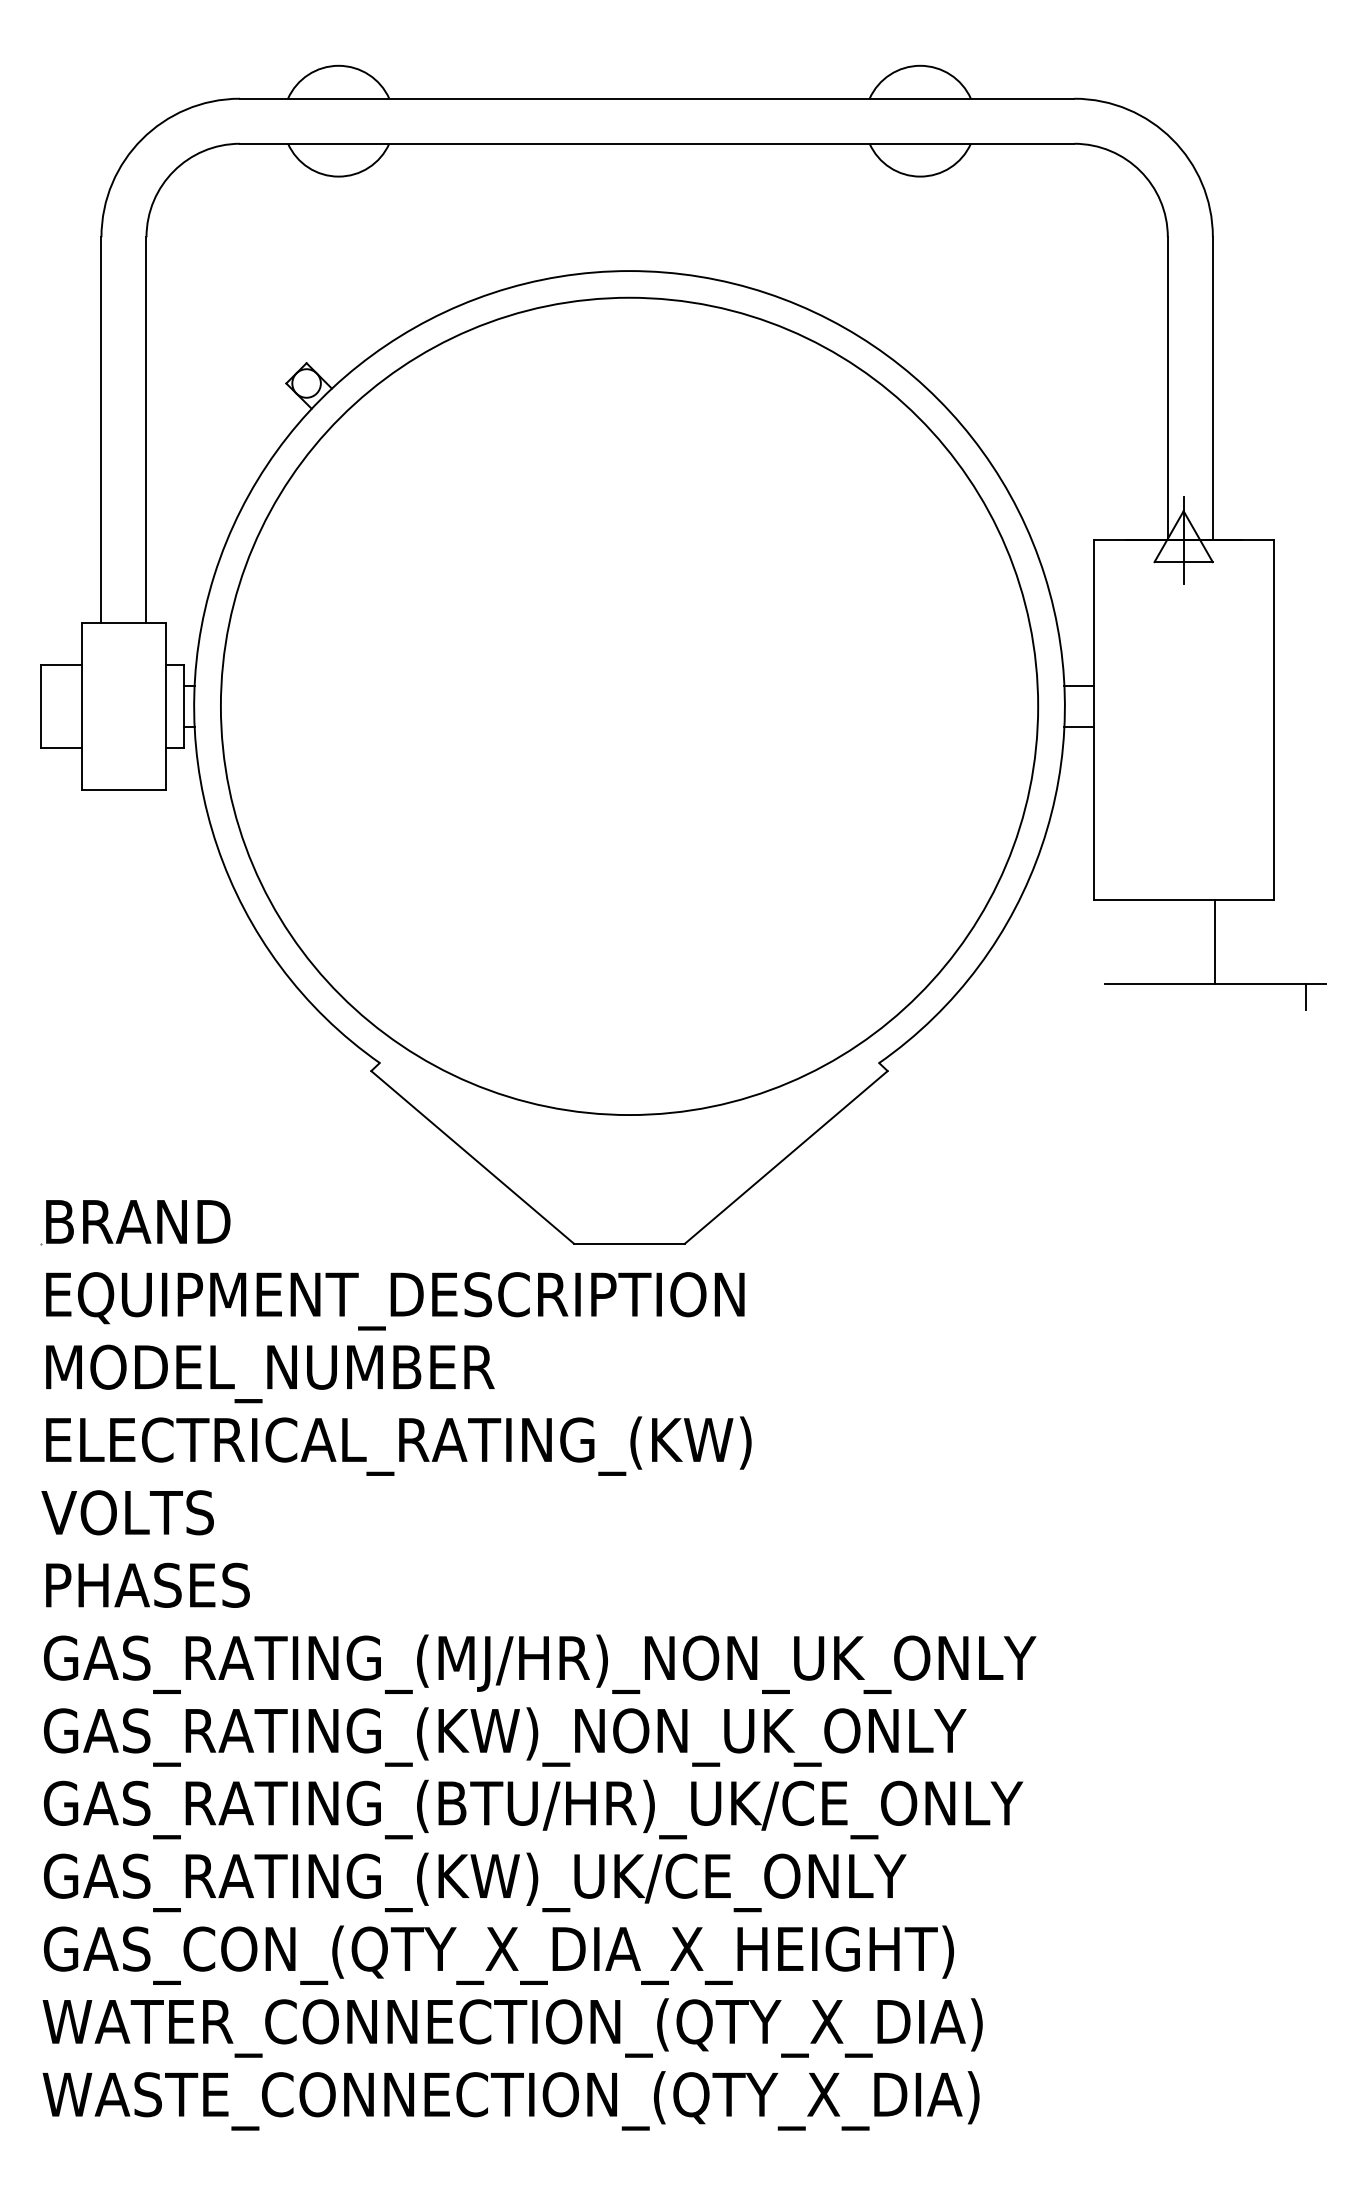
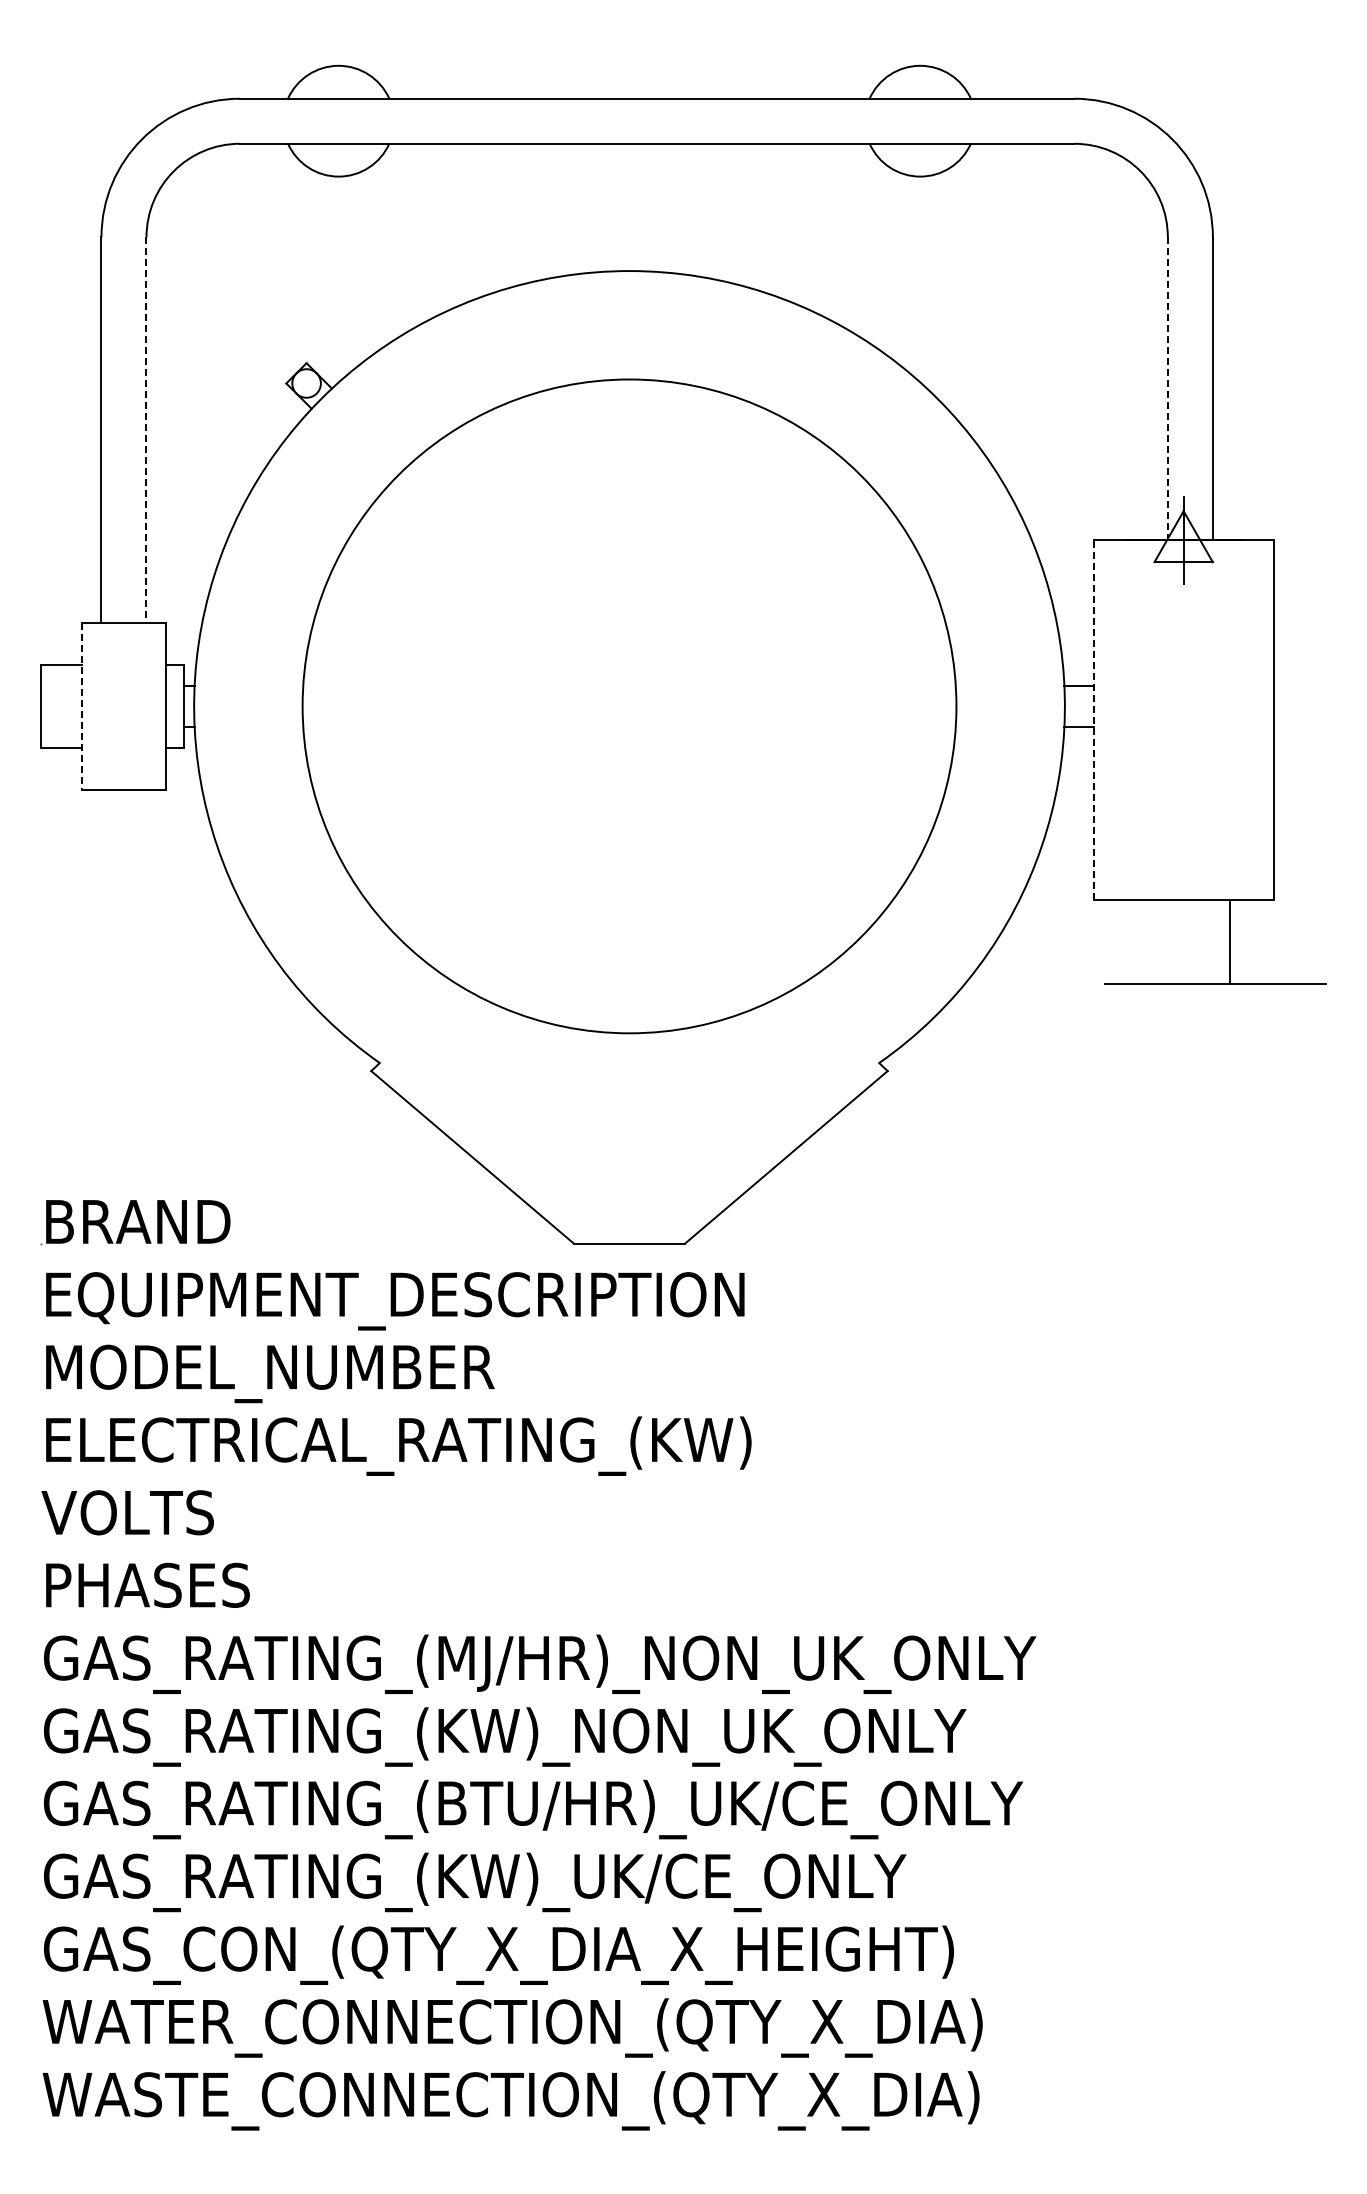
line: solid -> dashed (1167, 388)
line: solid -> dashed (146, 430)
line: solid -> dashed (82, 706)
circle diameter: 817 px -> 654 px (629, 706)
line: solid -> dashed (1093, 719)
line position: (1215, 941) -> (1230, 941) (1230, 941)
line: present -> none (1305, 996)
